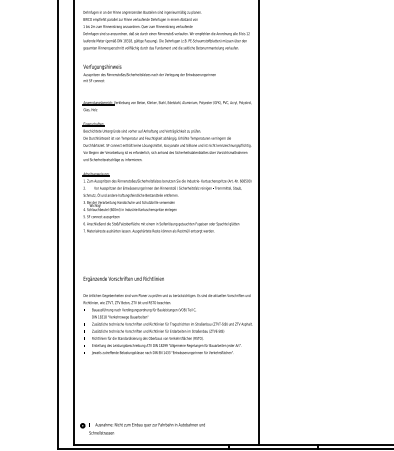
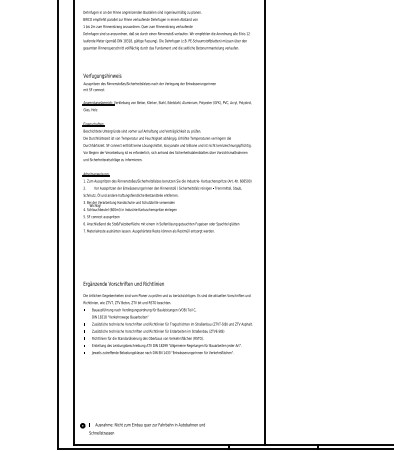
text position: (149, 73) -> (149, 82) (149, 82)
line position: (259, 223) -> (265, 223) (265, 223)
text position: (123, 278) -> (123, 283) (123, 283)
